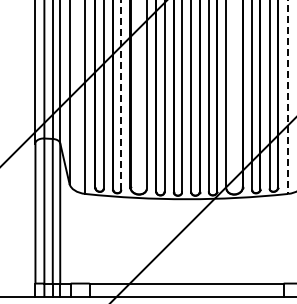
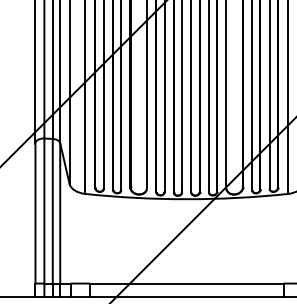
line: dashed -> solid (121, 95)
line: dashed -> solid (288, 97)
